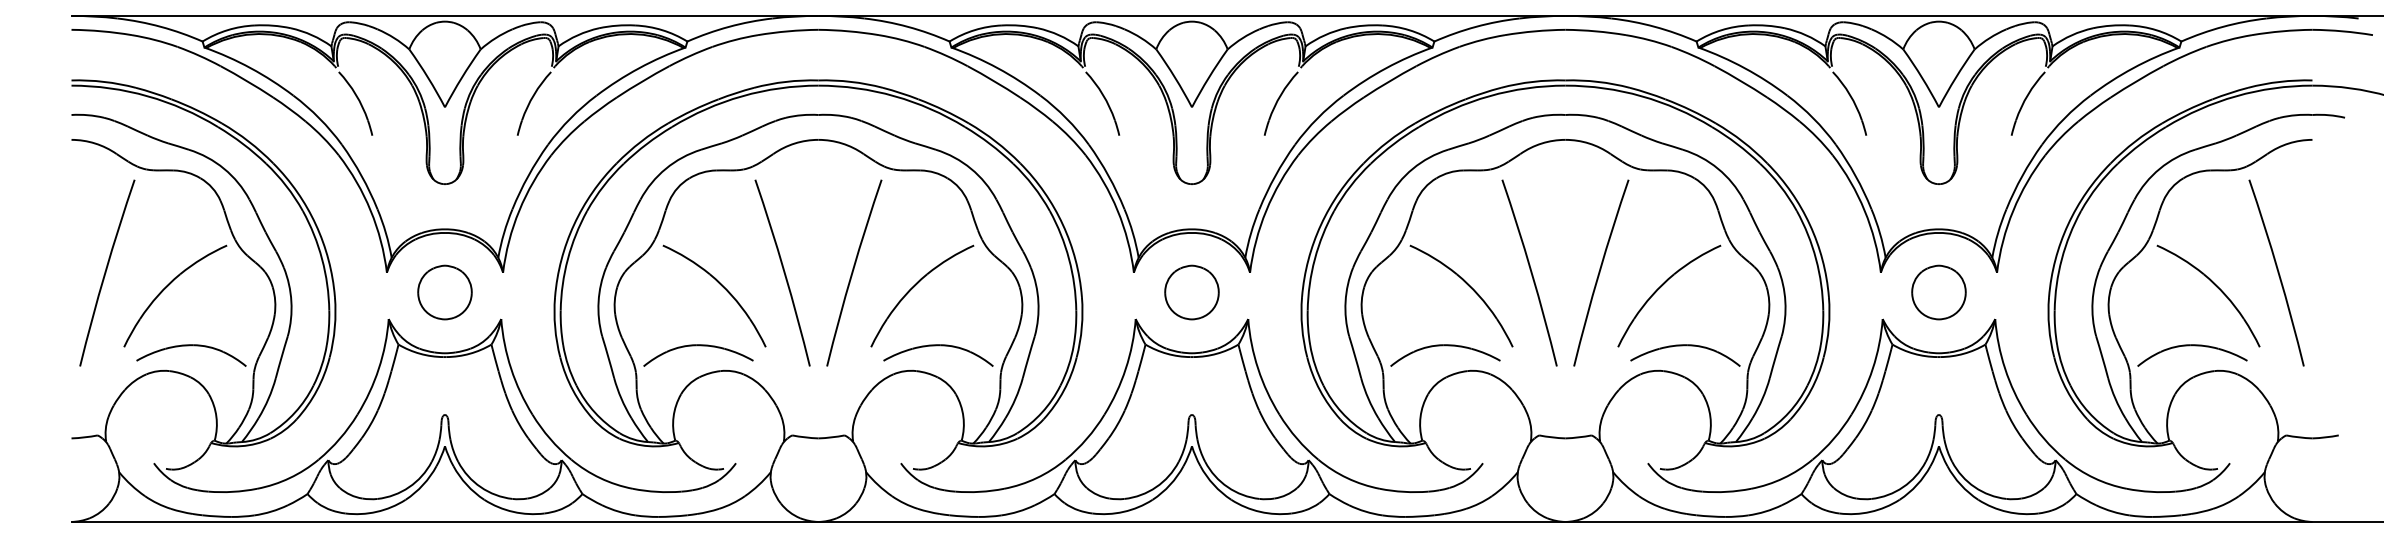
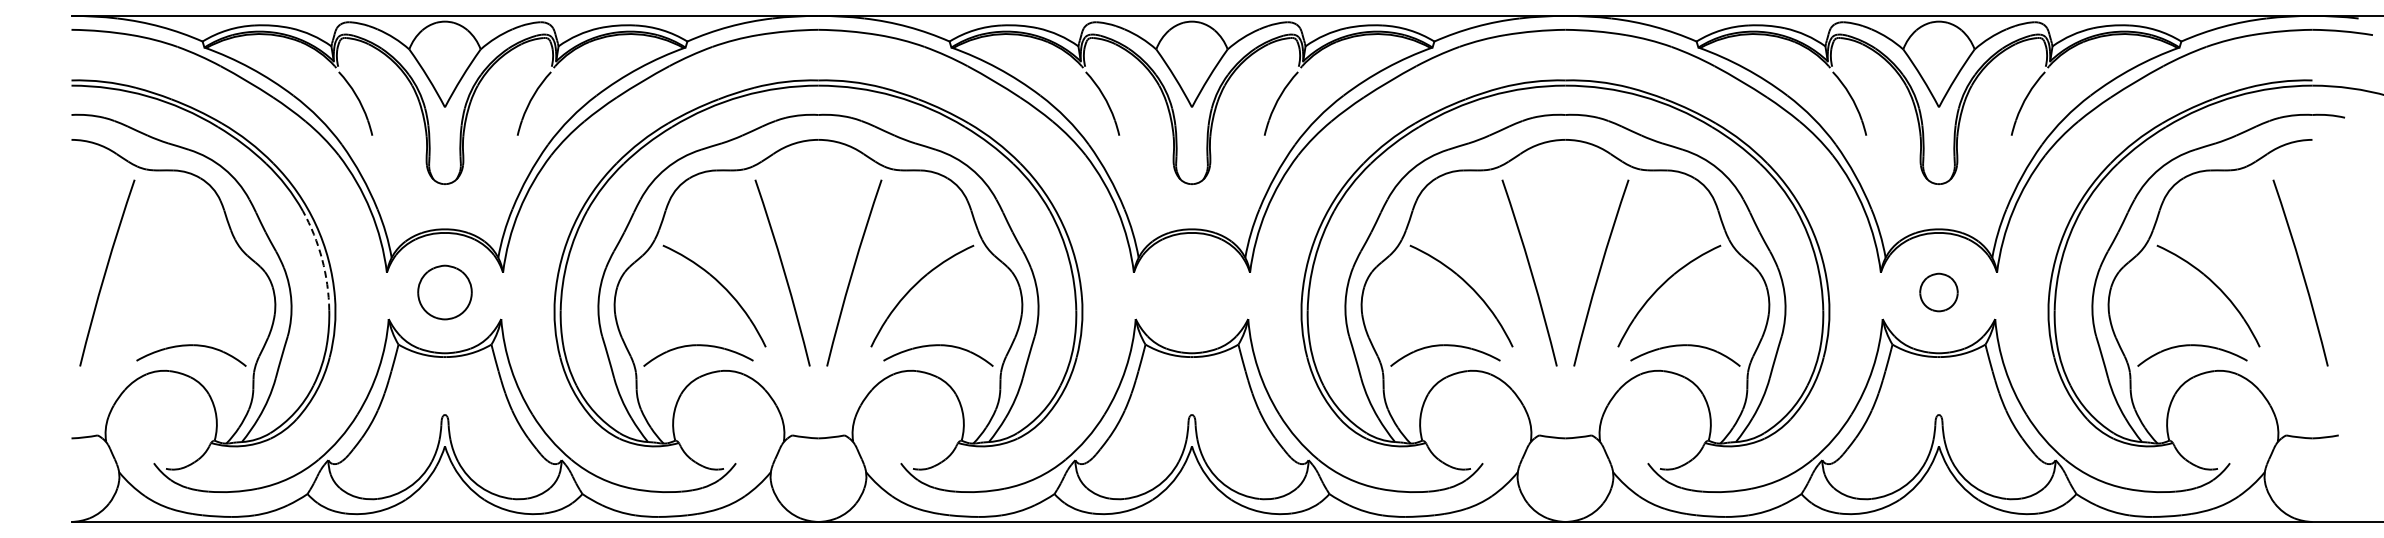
arc: solid -> dashed (322, 259)
arc position: (2277, 272) -> (2301, 272) (2301, 272)
part: present -> none (167, 287)
part: present -> none (1191, 292)
part size: 56x57 px -> 40x41 px (1938, 292)
